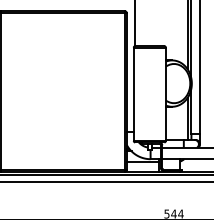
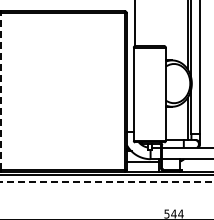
line: solid -> dashed (0, 90)
line: solid -> dashed (106, 182)
